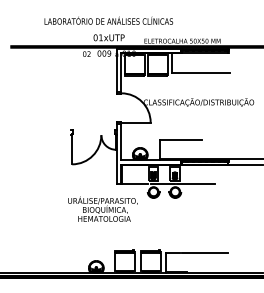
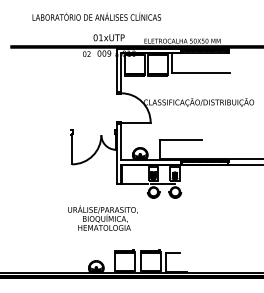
text position: (108, 20) -> (96, 16) (96, 16)
line: present -> none (196, 184)
text position: (102, 208) -> (102, 217) (102, 217)
line: present -> none (205, 253)
